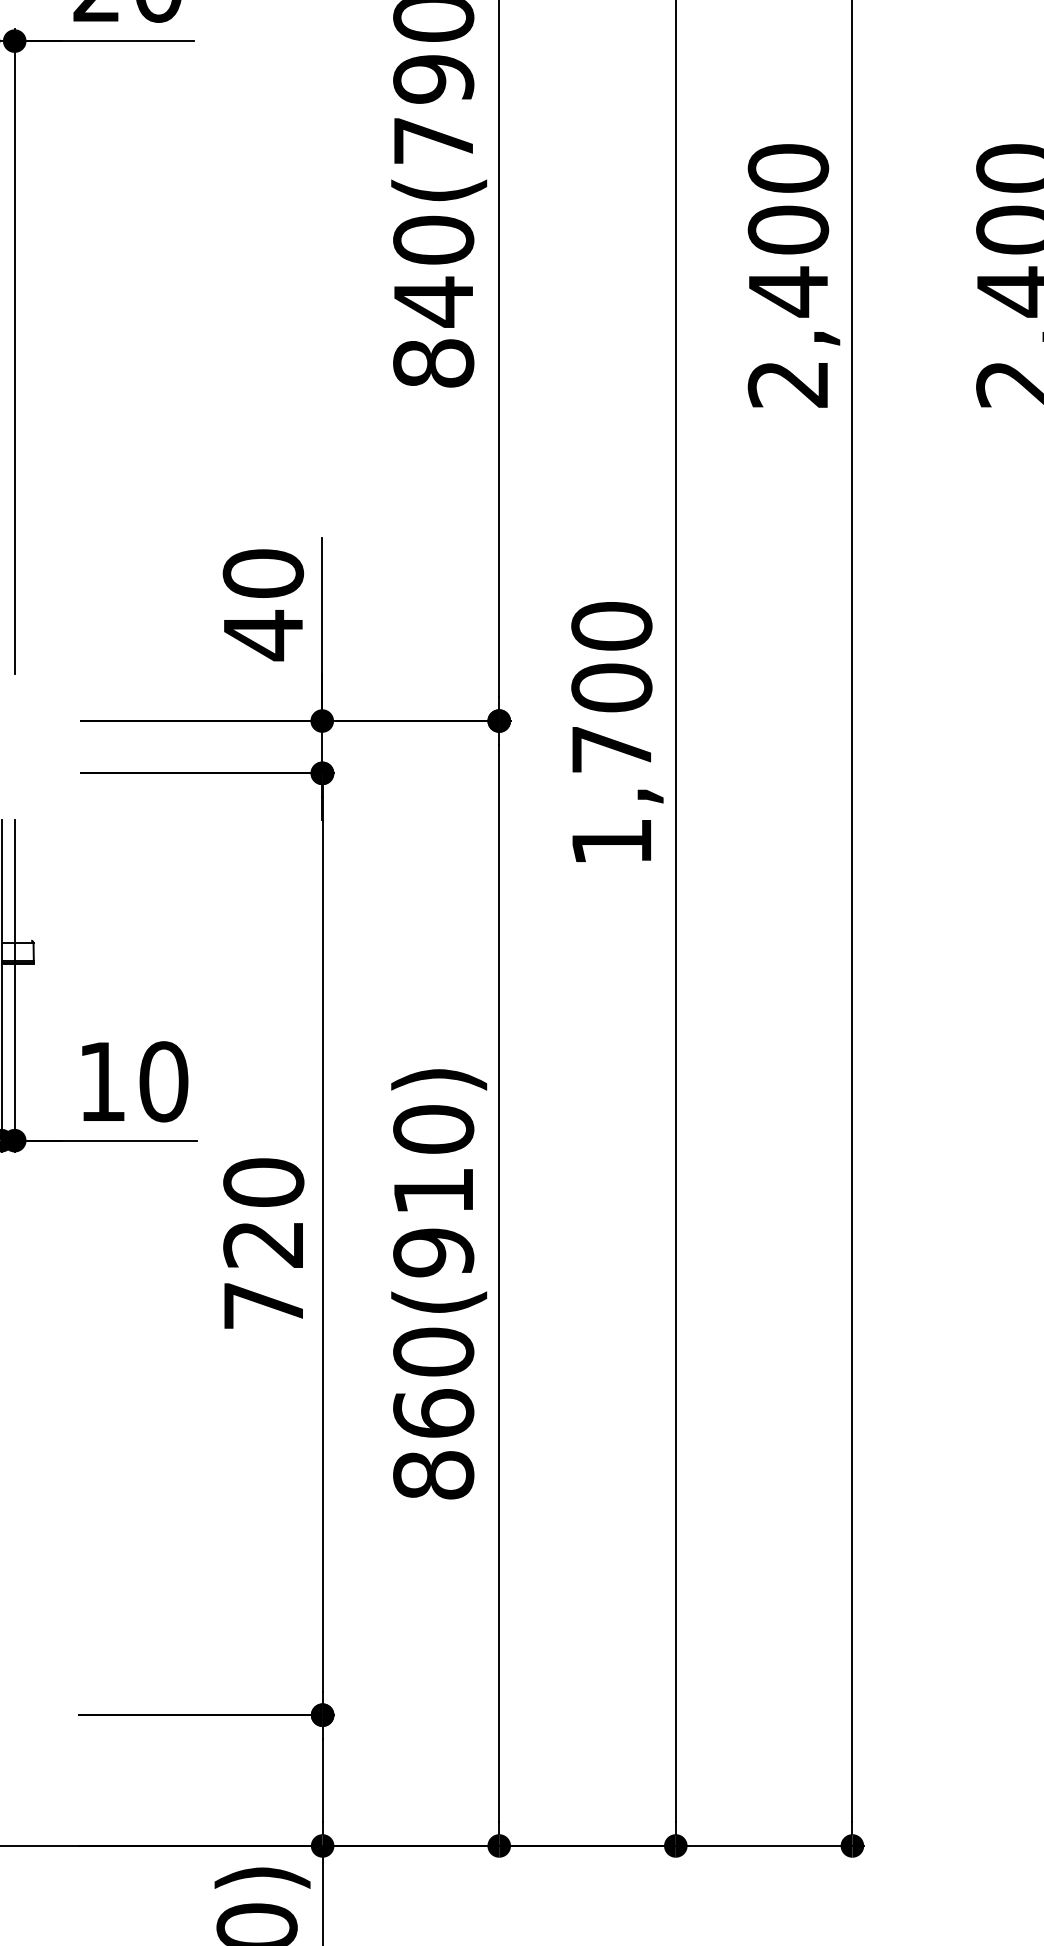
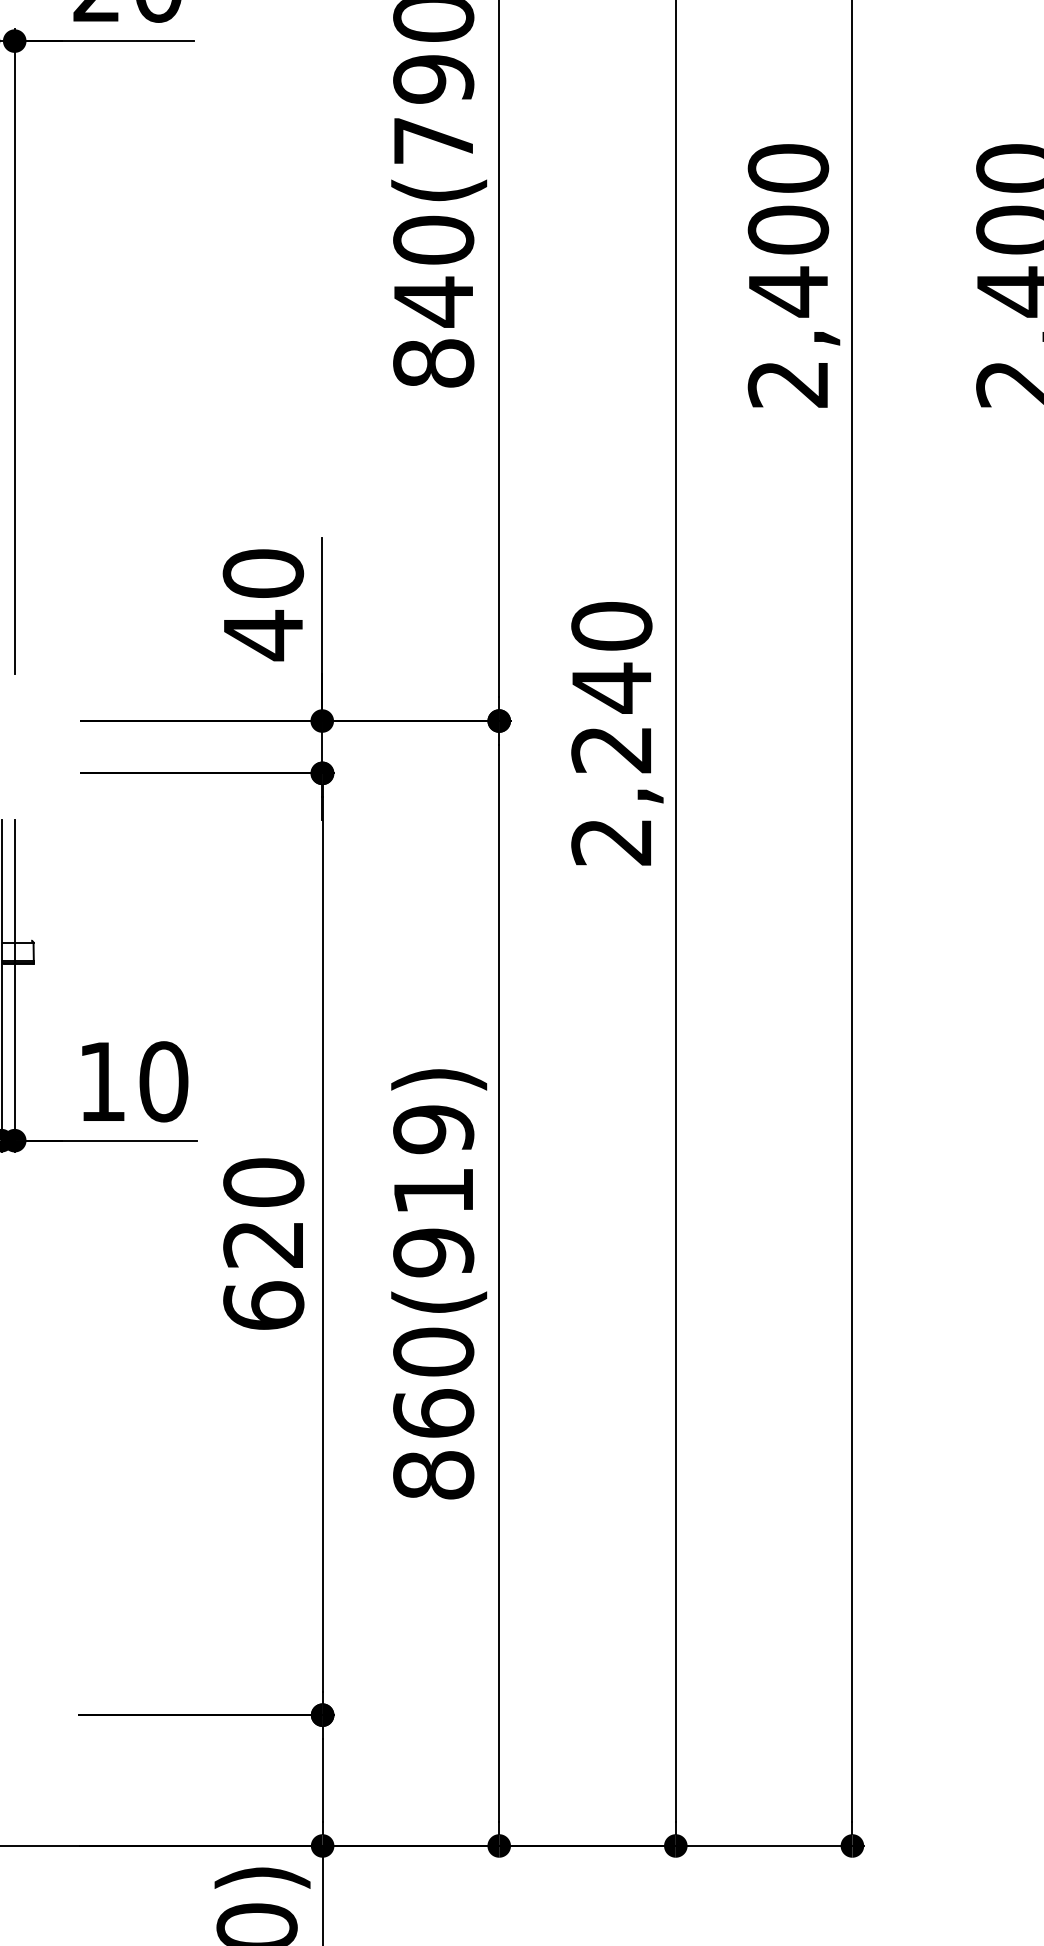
text: 1,700 -> 2,240 (611, 763)
text: 860(910) -> 860(919) (433, 1129)
text: 720 -> 620 (263, 1305)
